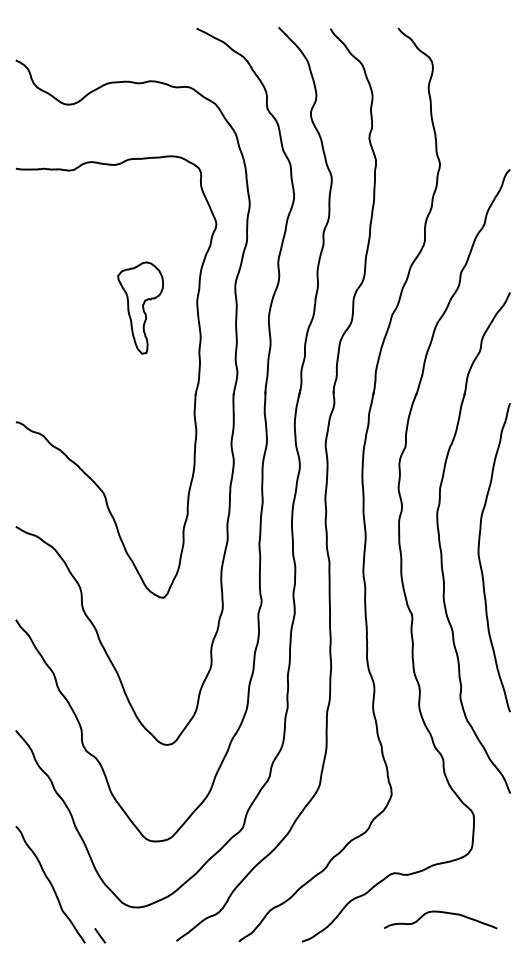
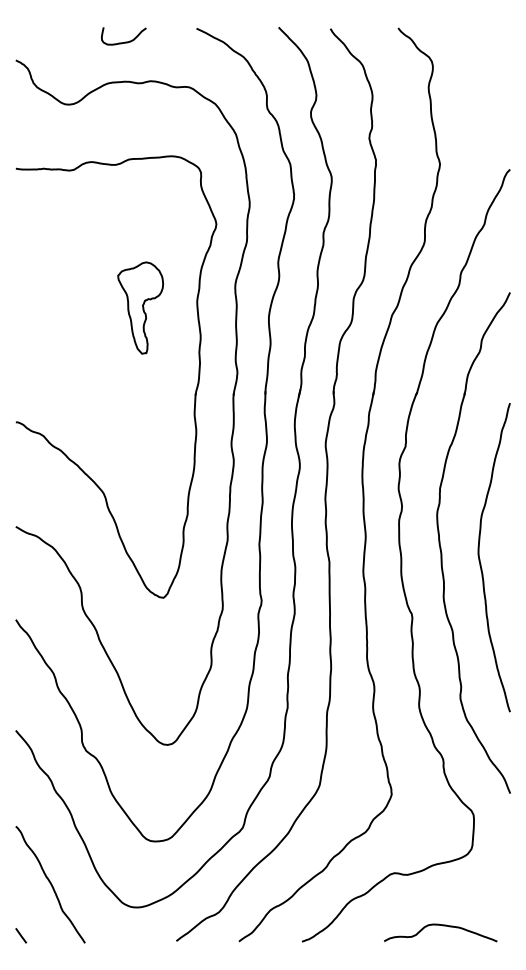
curve: none -> present (124, 41)
curve position: (442, 913) -> (442, 926) (442, 926)
line position: (100, 935) -> (21, 935) (21, 935)
